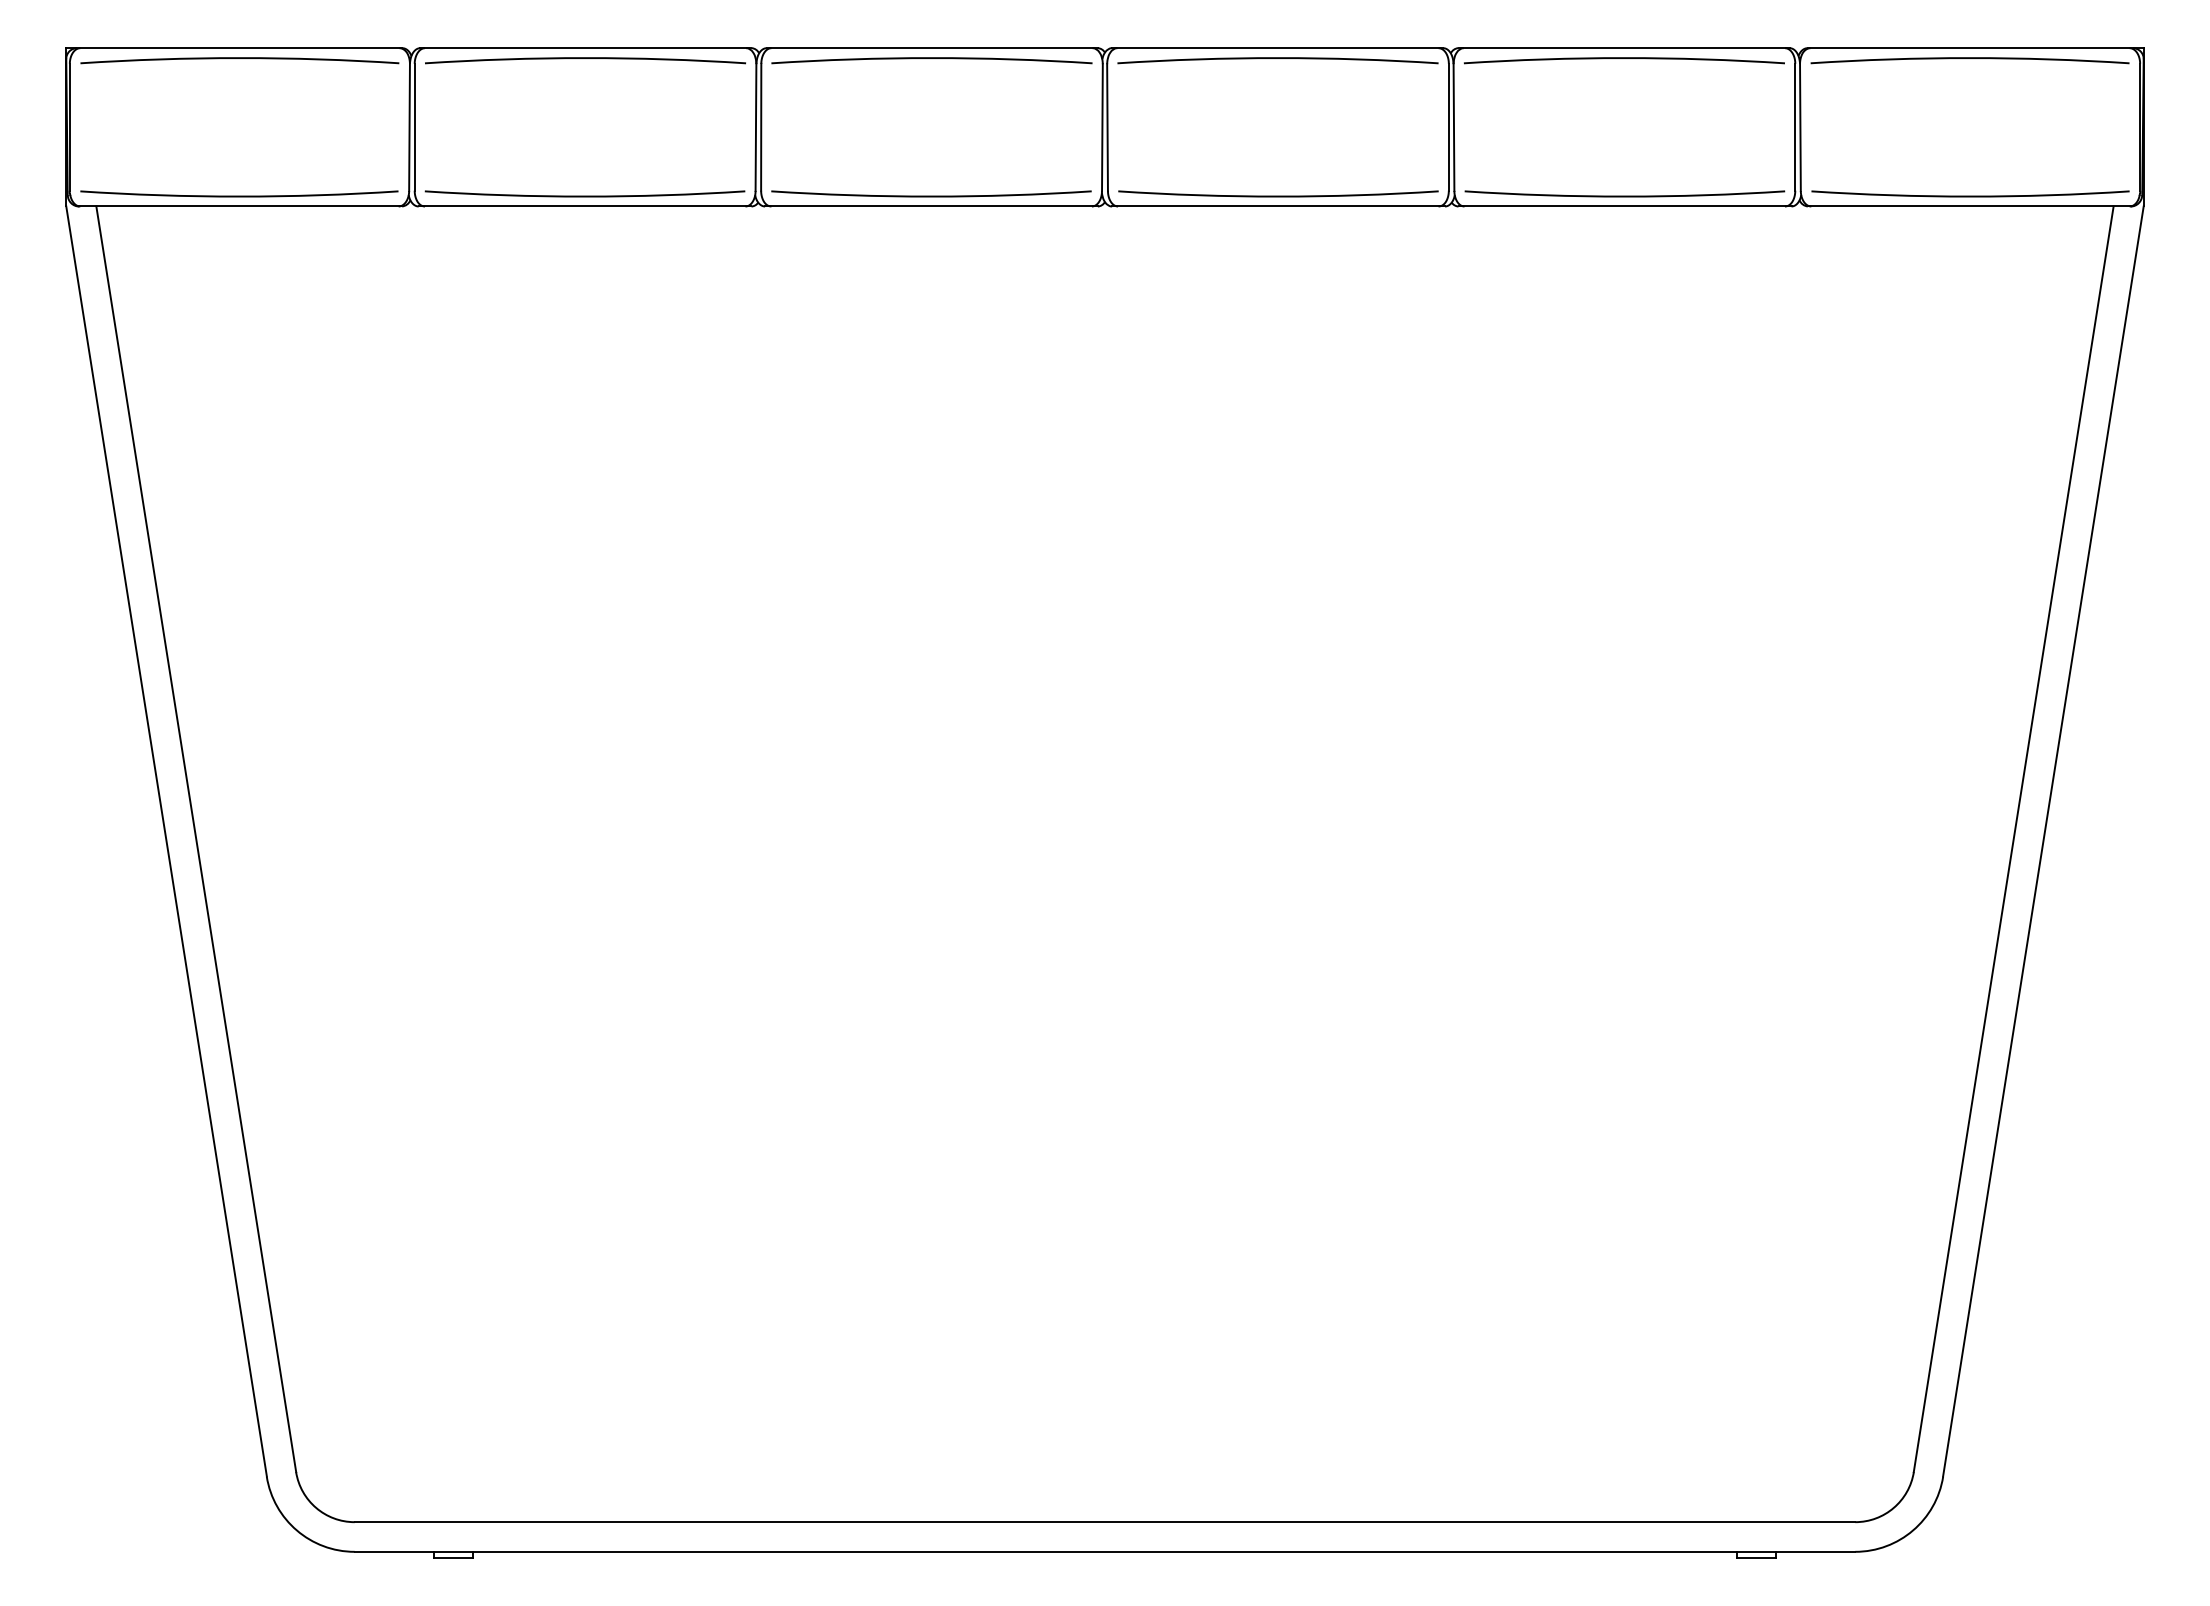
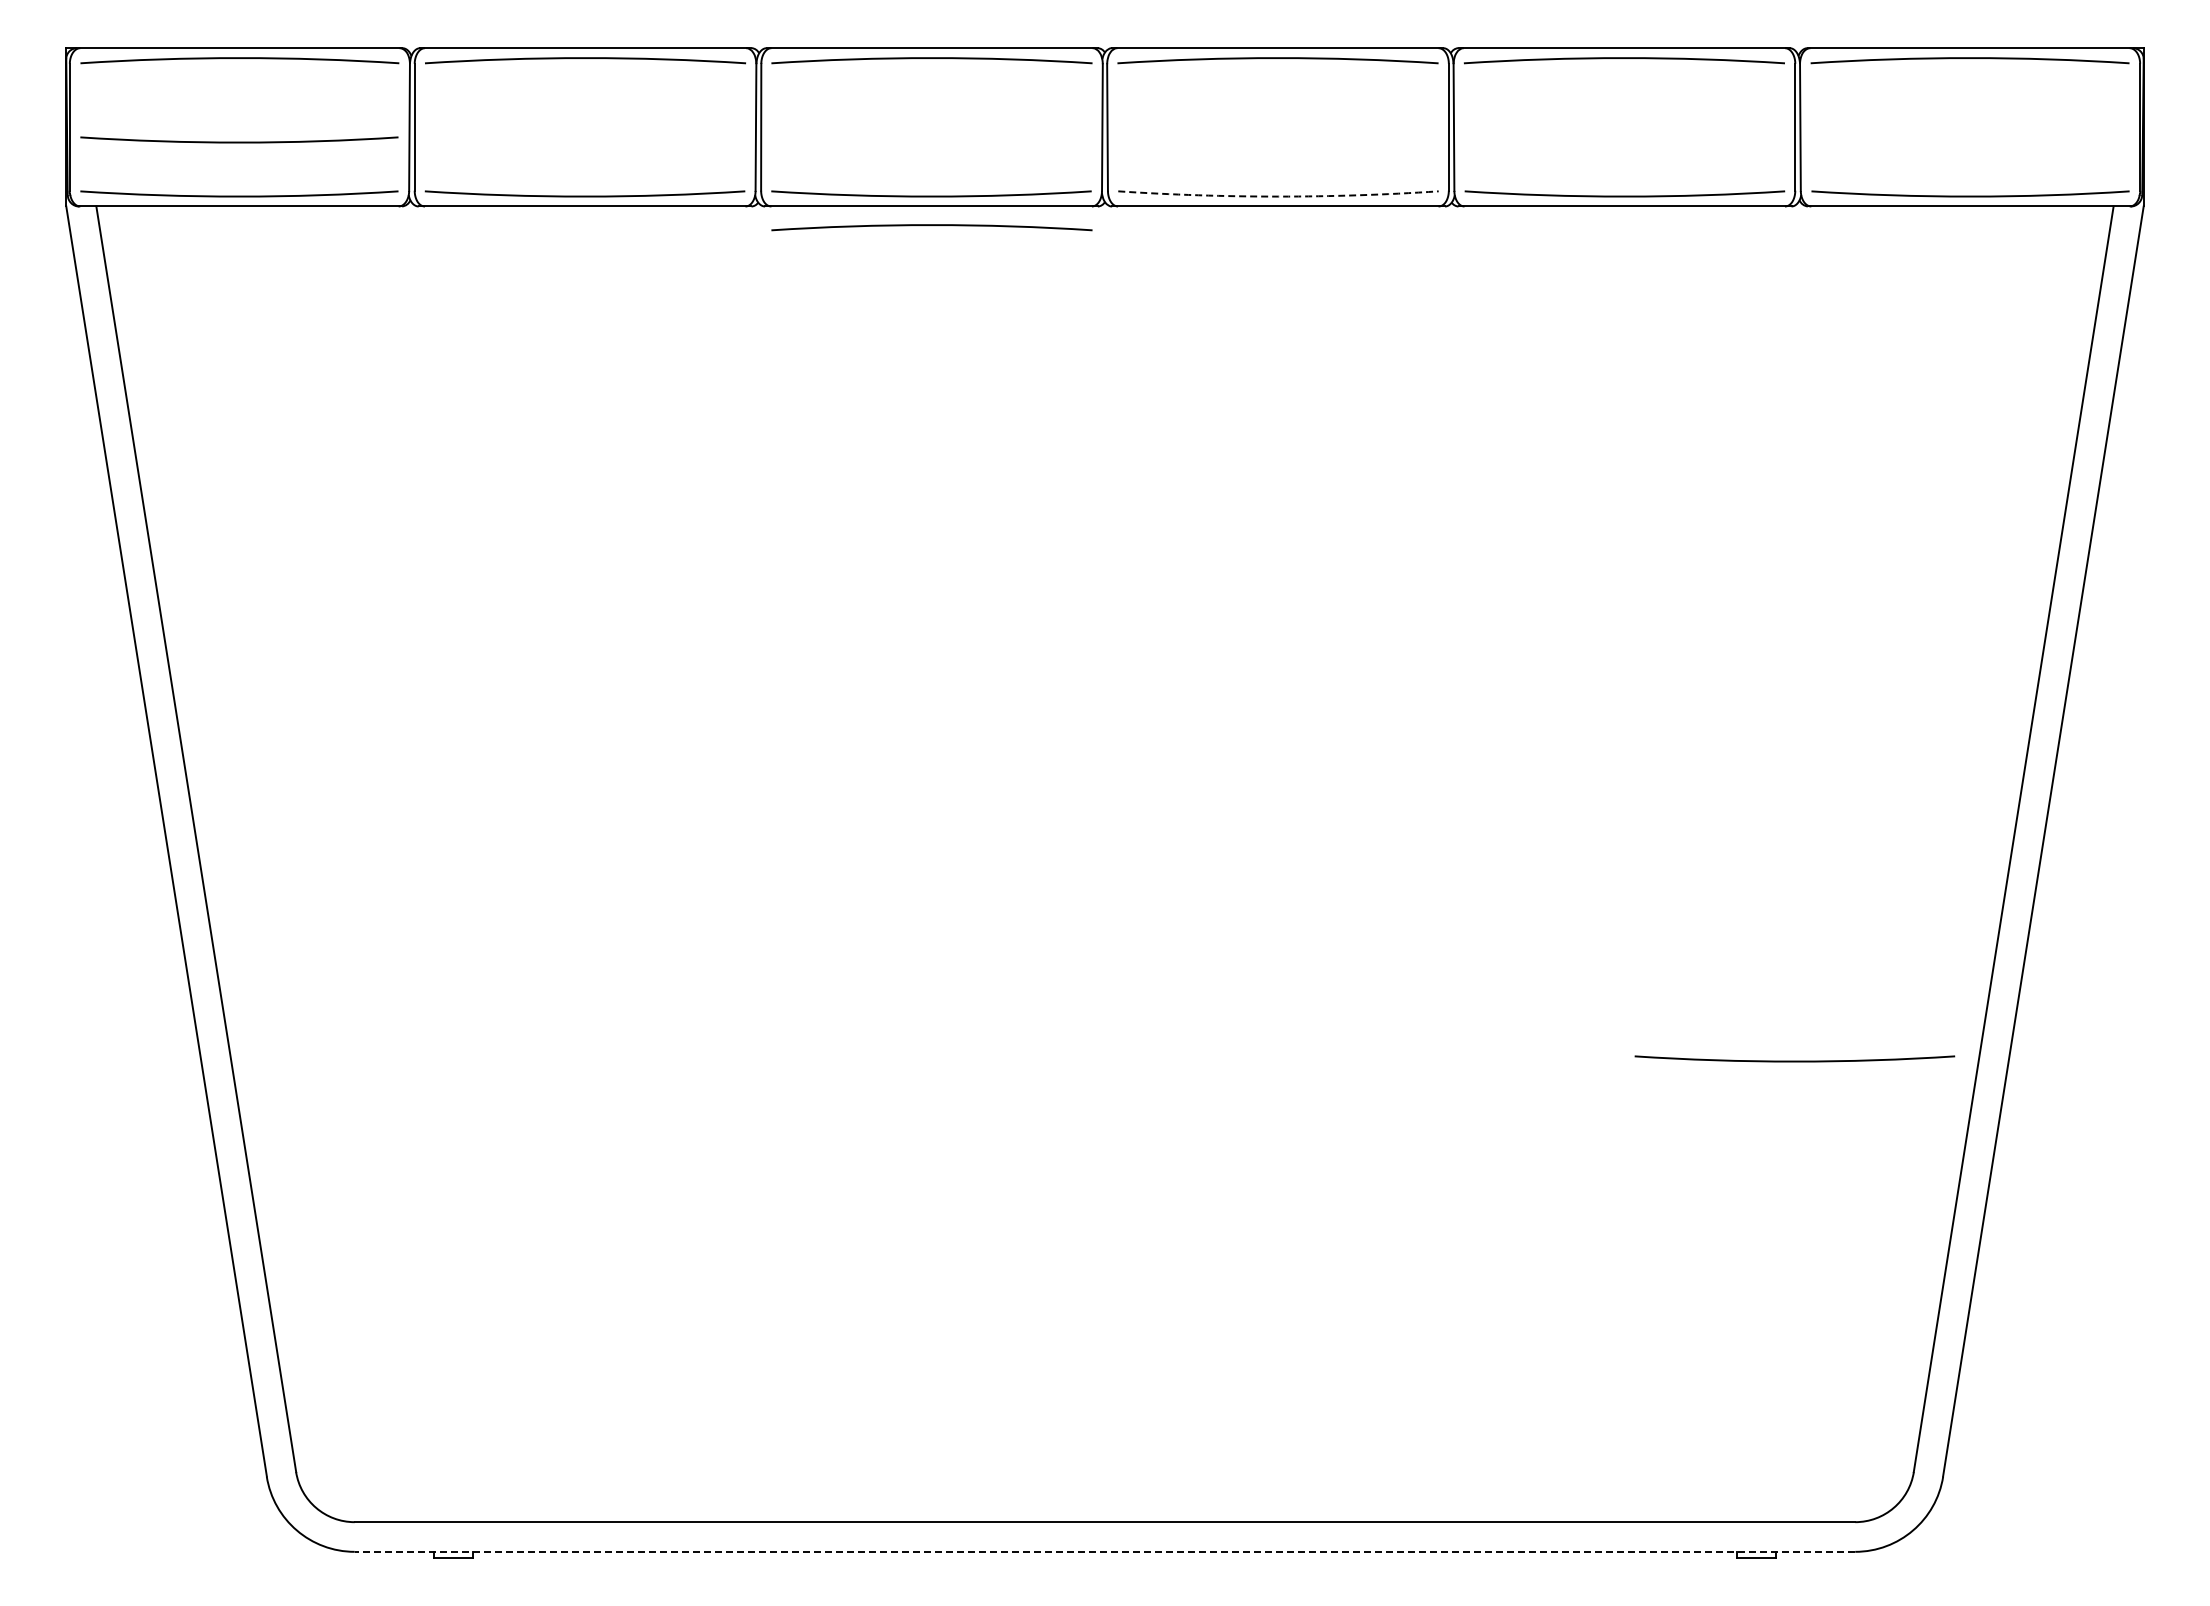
arc: none -> present (239, 141)
arc: solid -> dashed (1278, 196)
arc: none -> present (931, 225)
arc: none -> present (1794, 1060)
line: solid -> dashed (1104, 1551)
